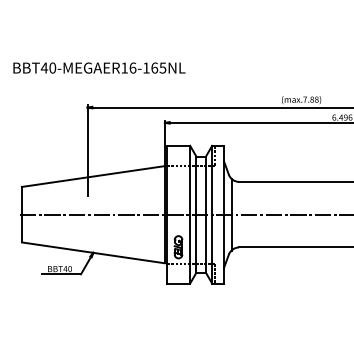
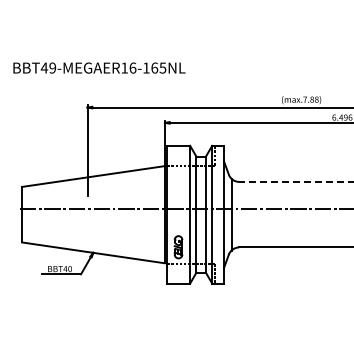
text: BBT40-MEGAER16-165NL -> BBT49-MEGAER16-165NL (52, 67)
line: solid -> dashed (295, 181)
line position: (184, 214) -> (184, 208) (184, 208)
